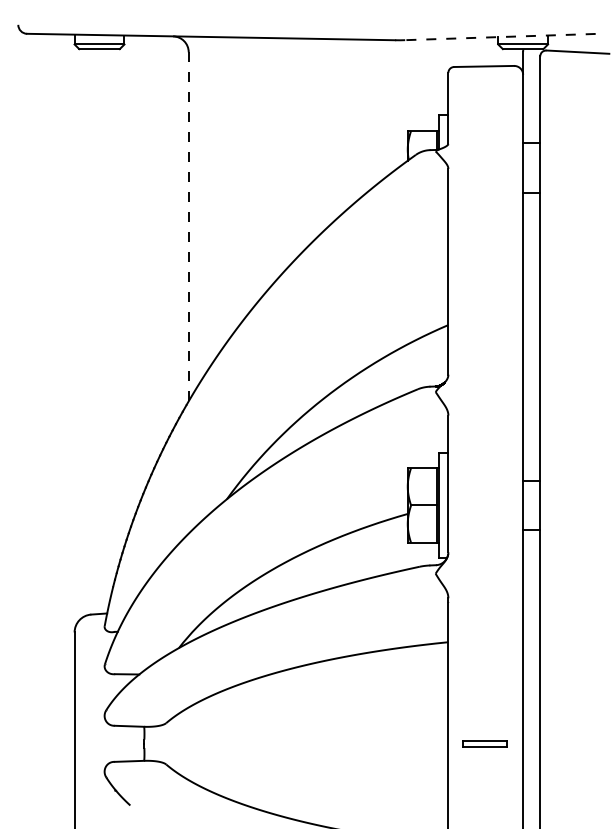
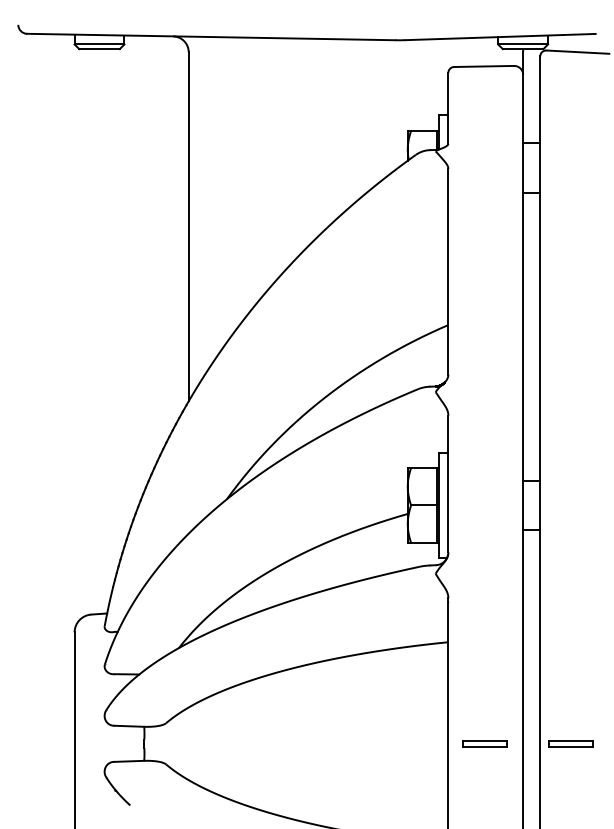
line: dashed -> solid (499, 37)
line: dashed -> solid (188, 226)
part: none -> present (570, 743)
